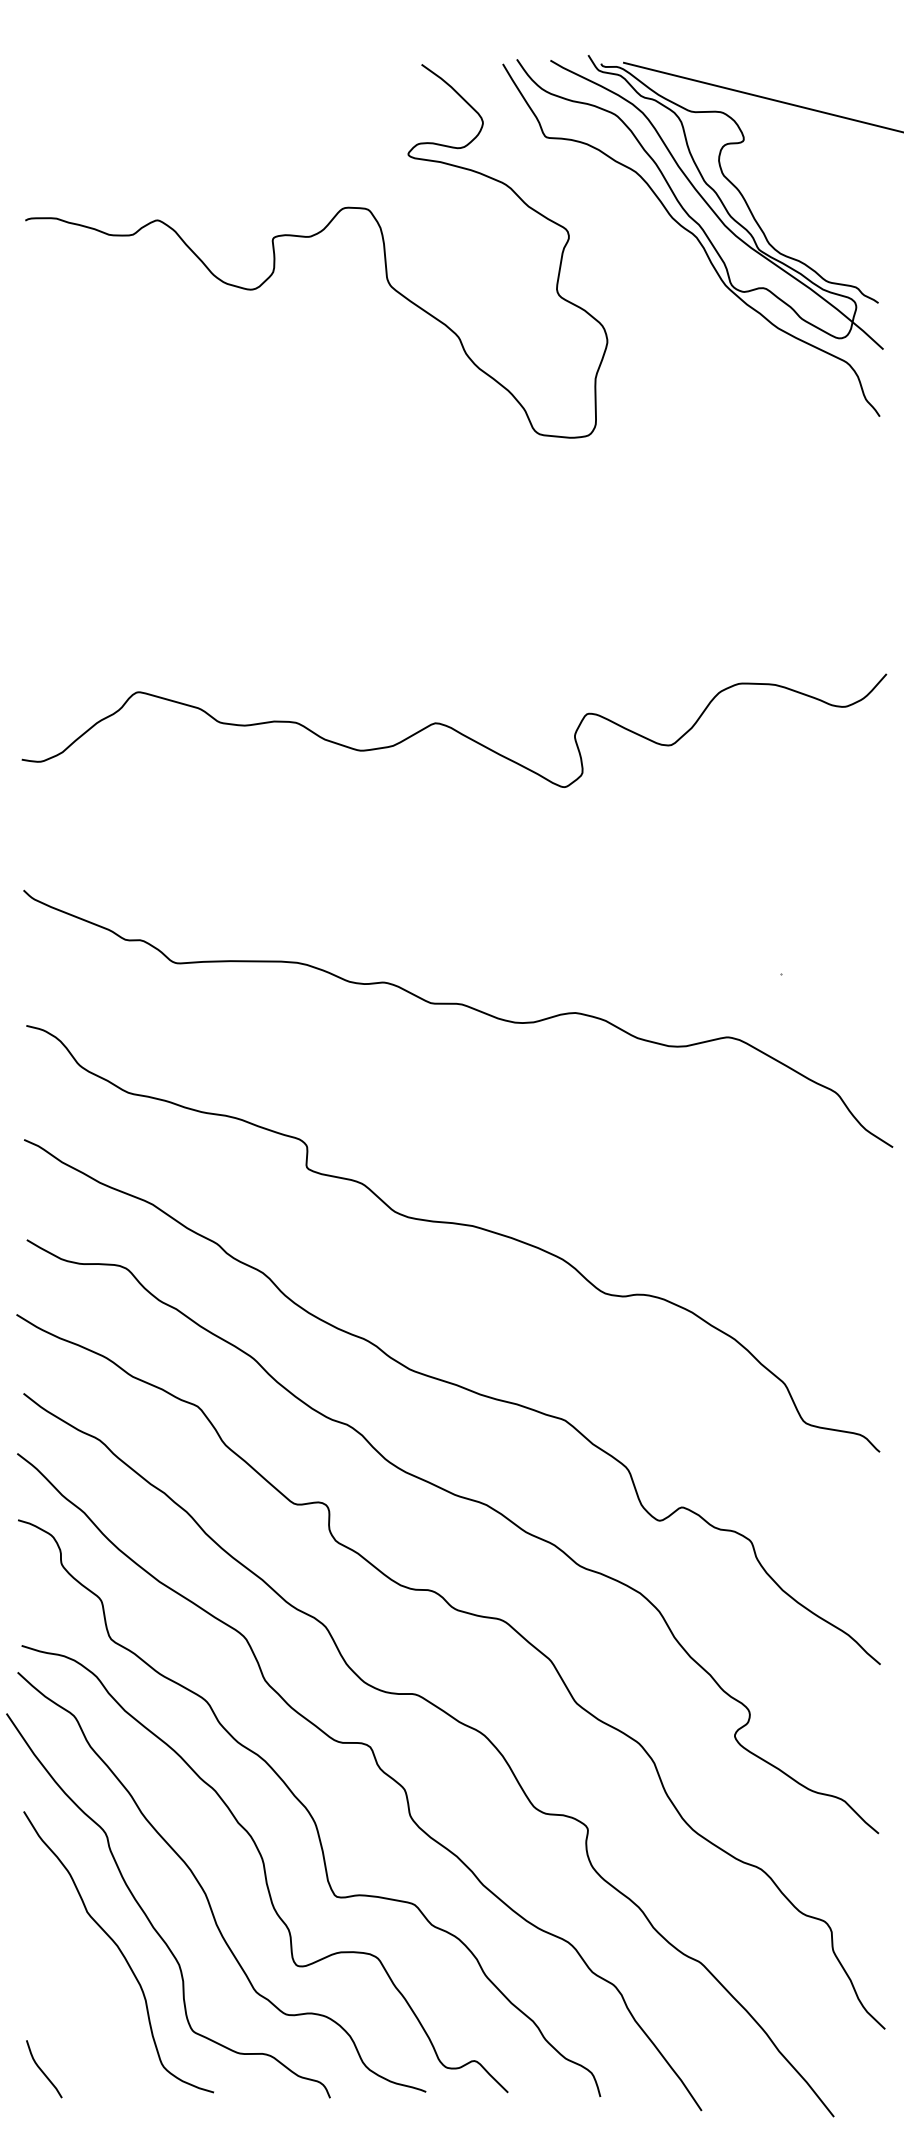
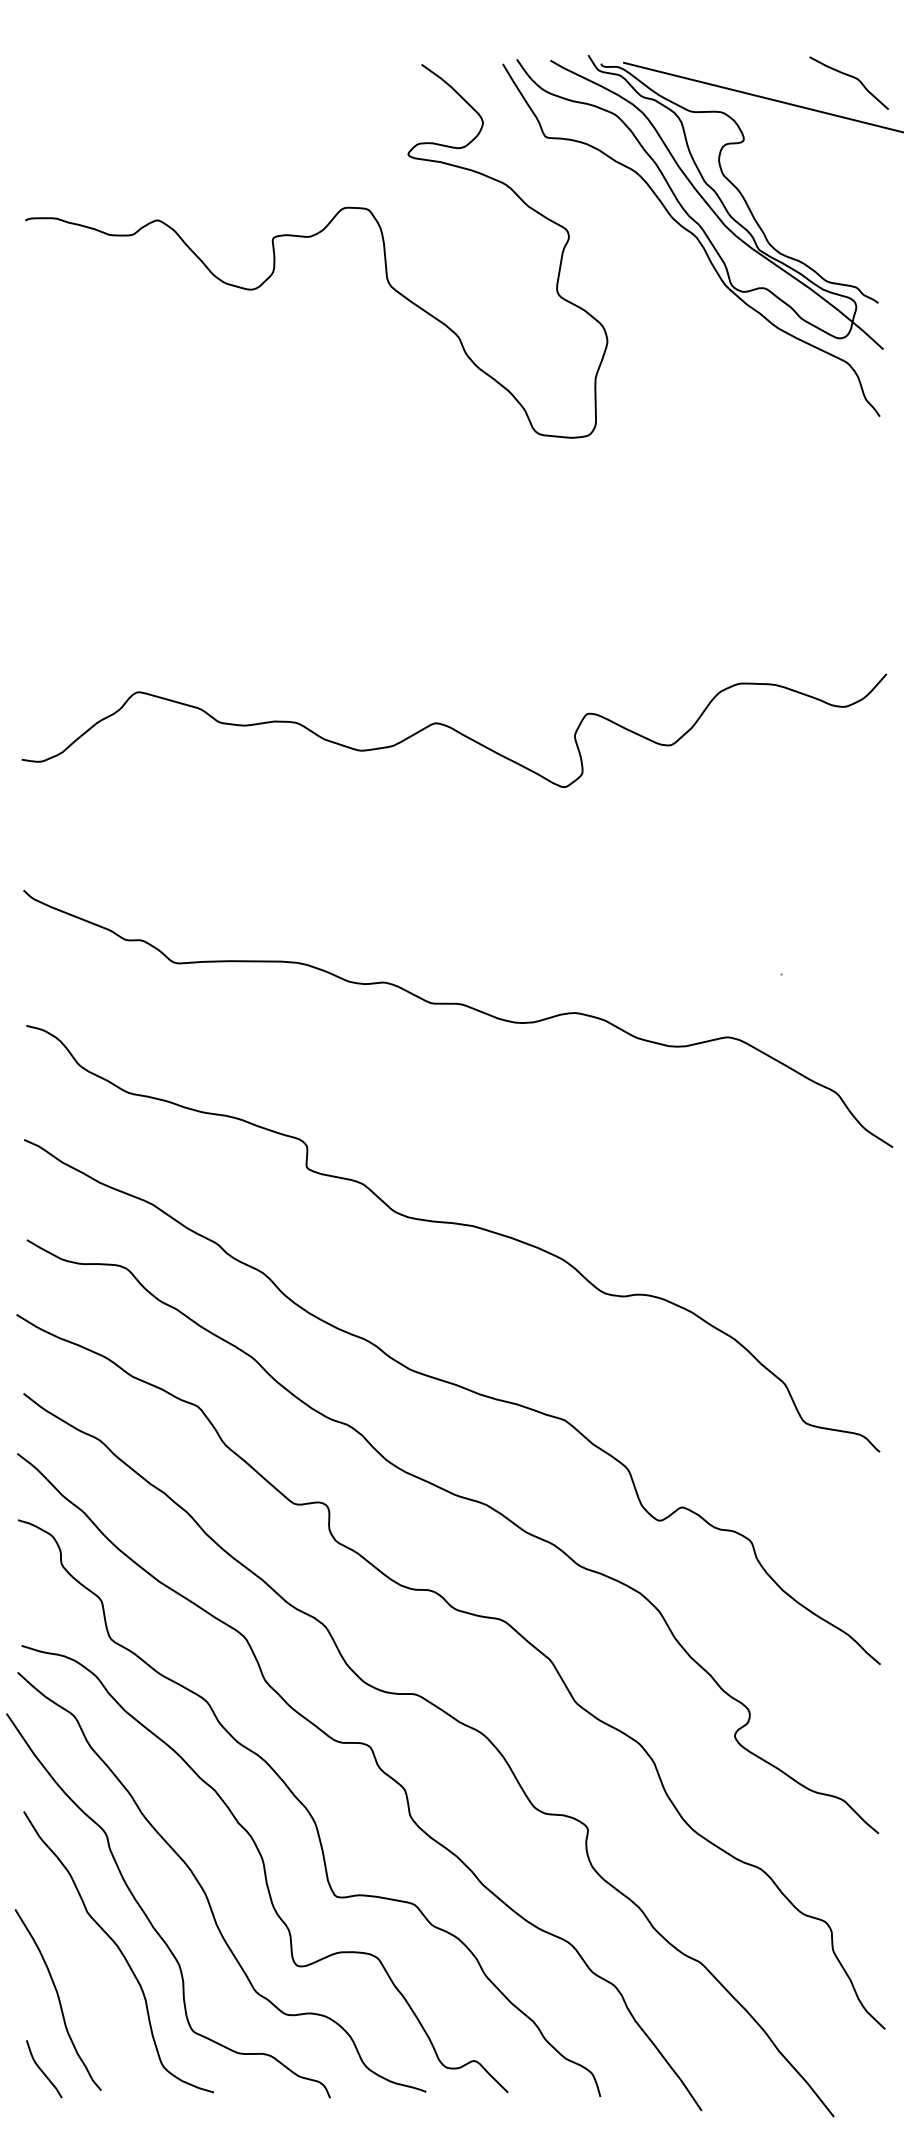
curve: none -> present (851, 77)
curve: none -> present (58, 1999)
